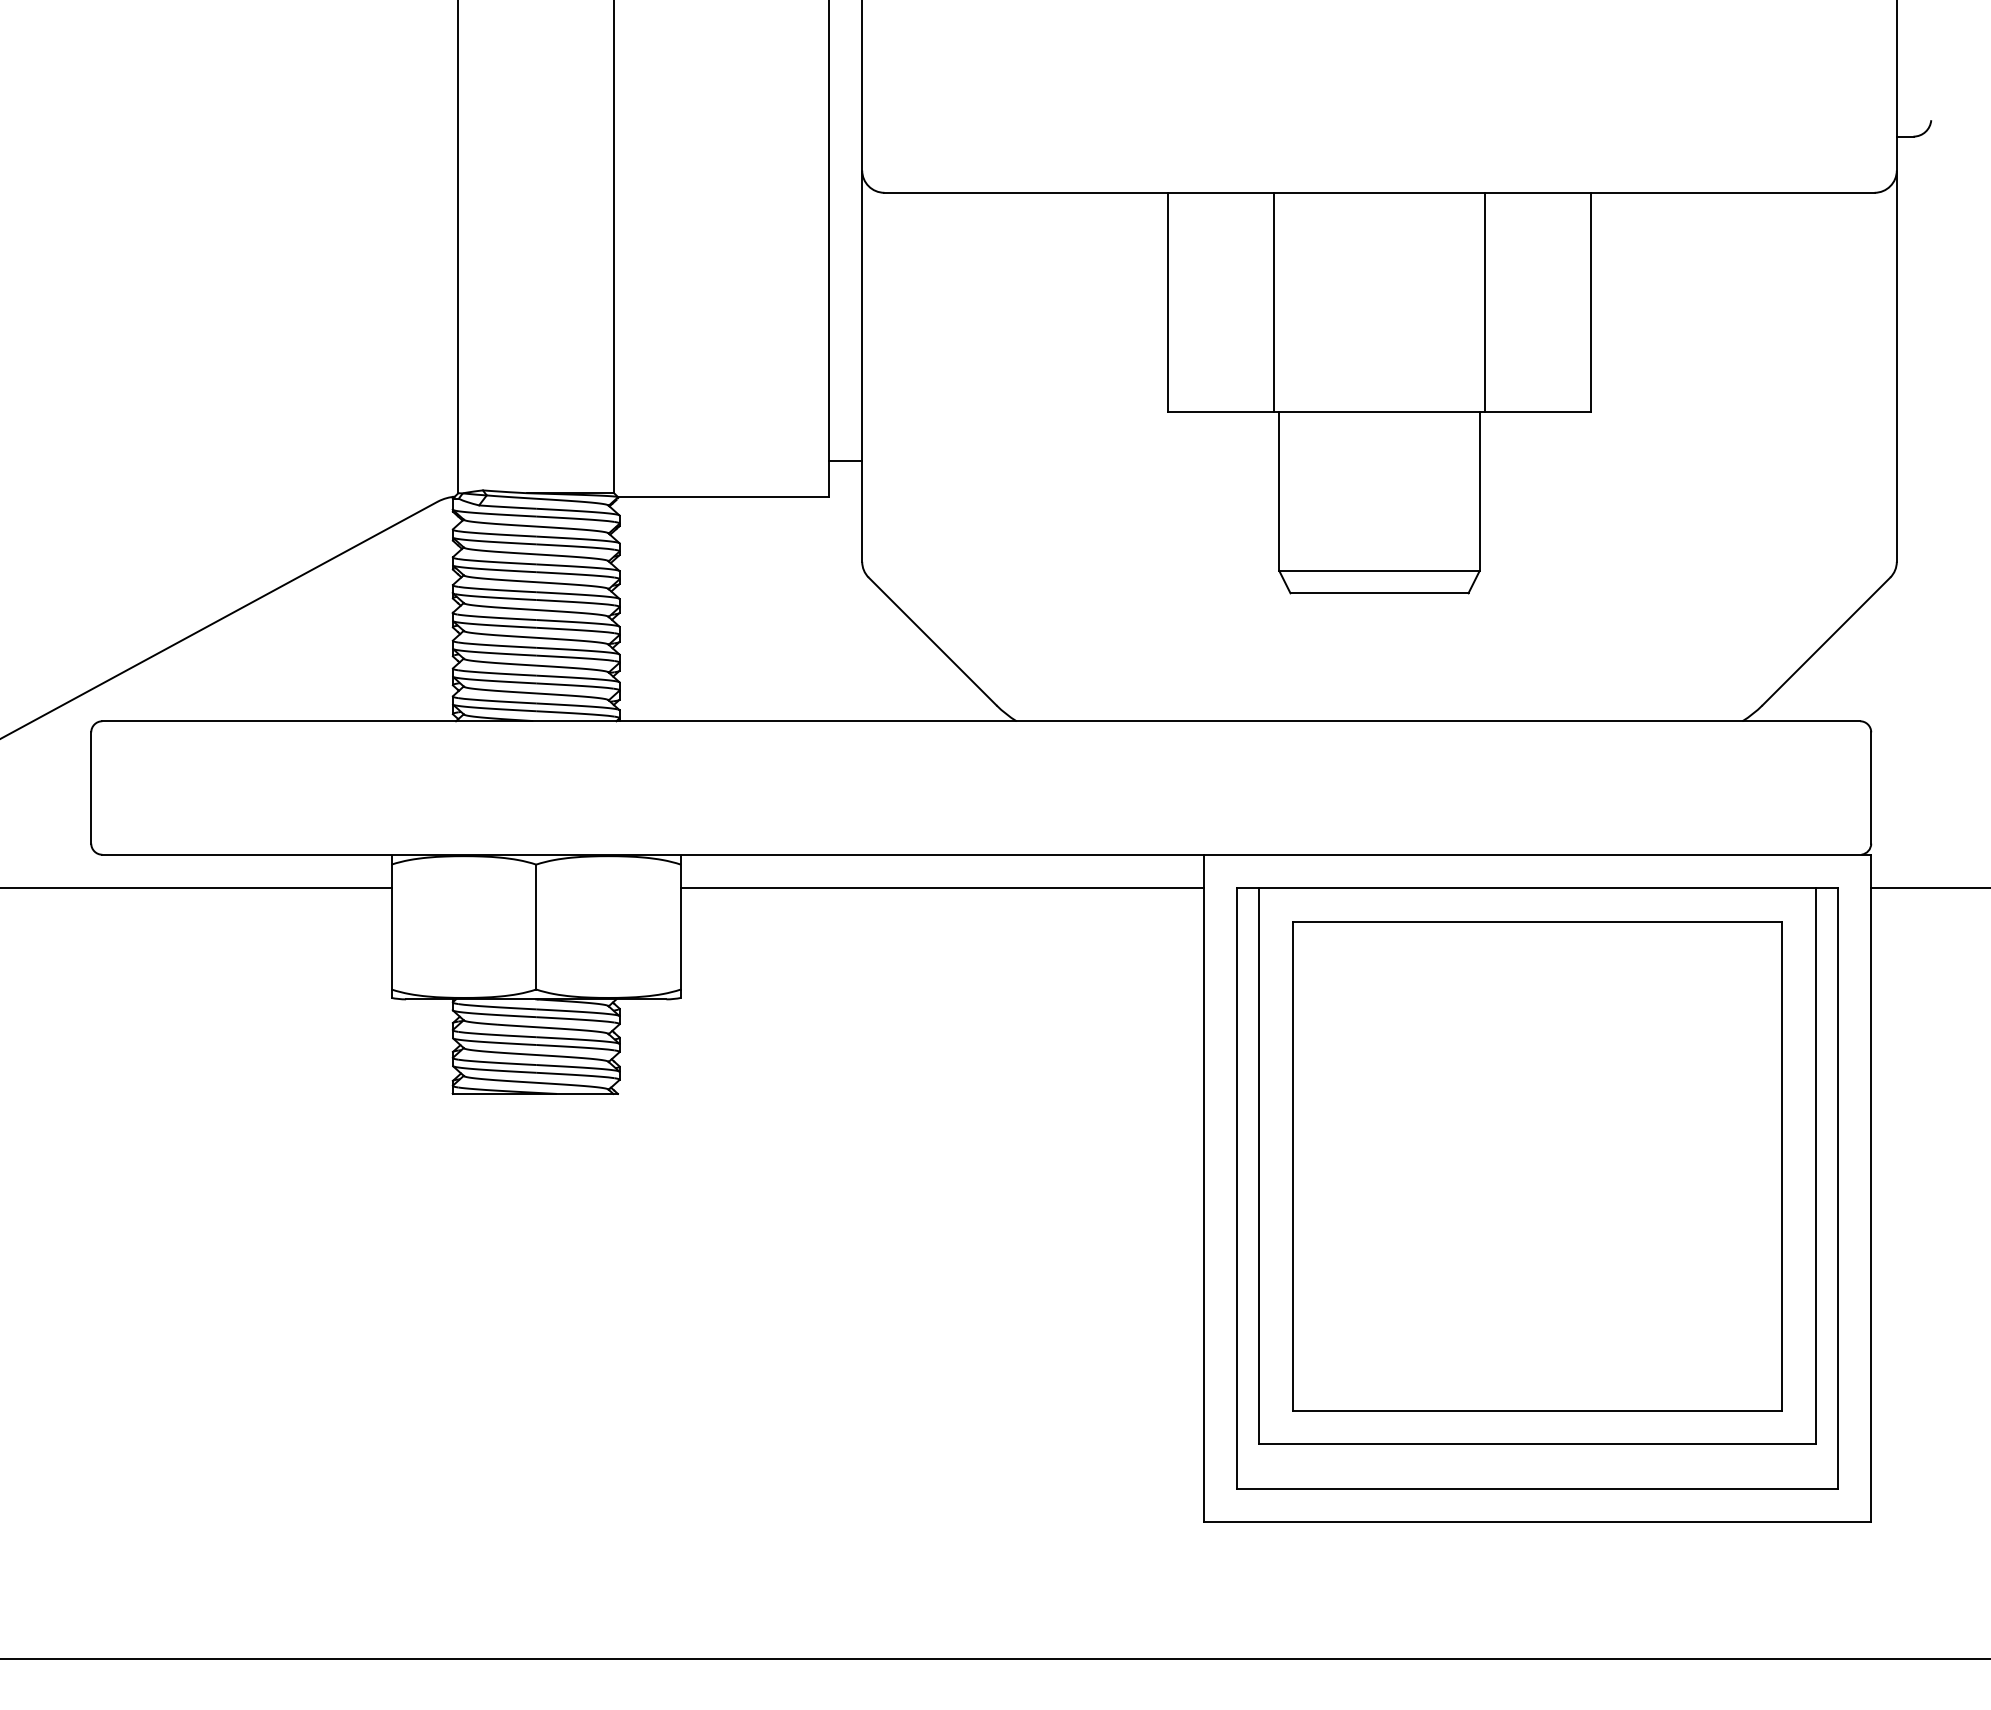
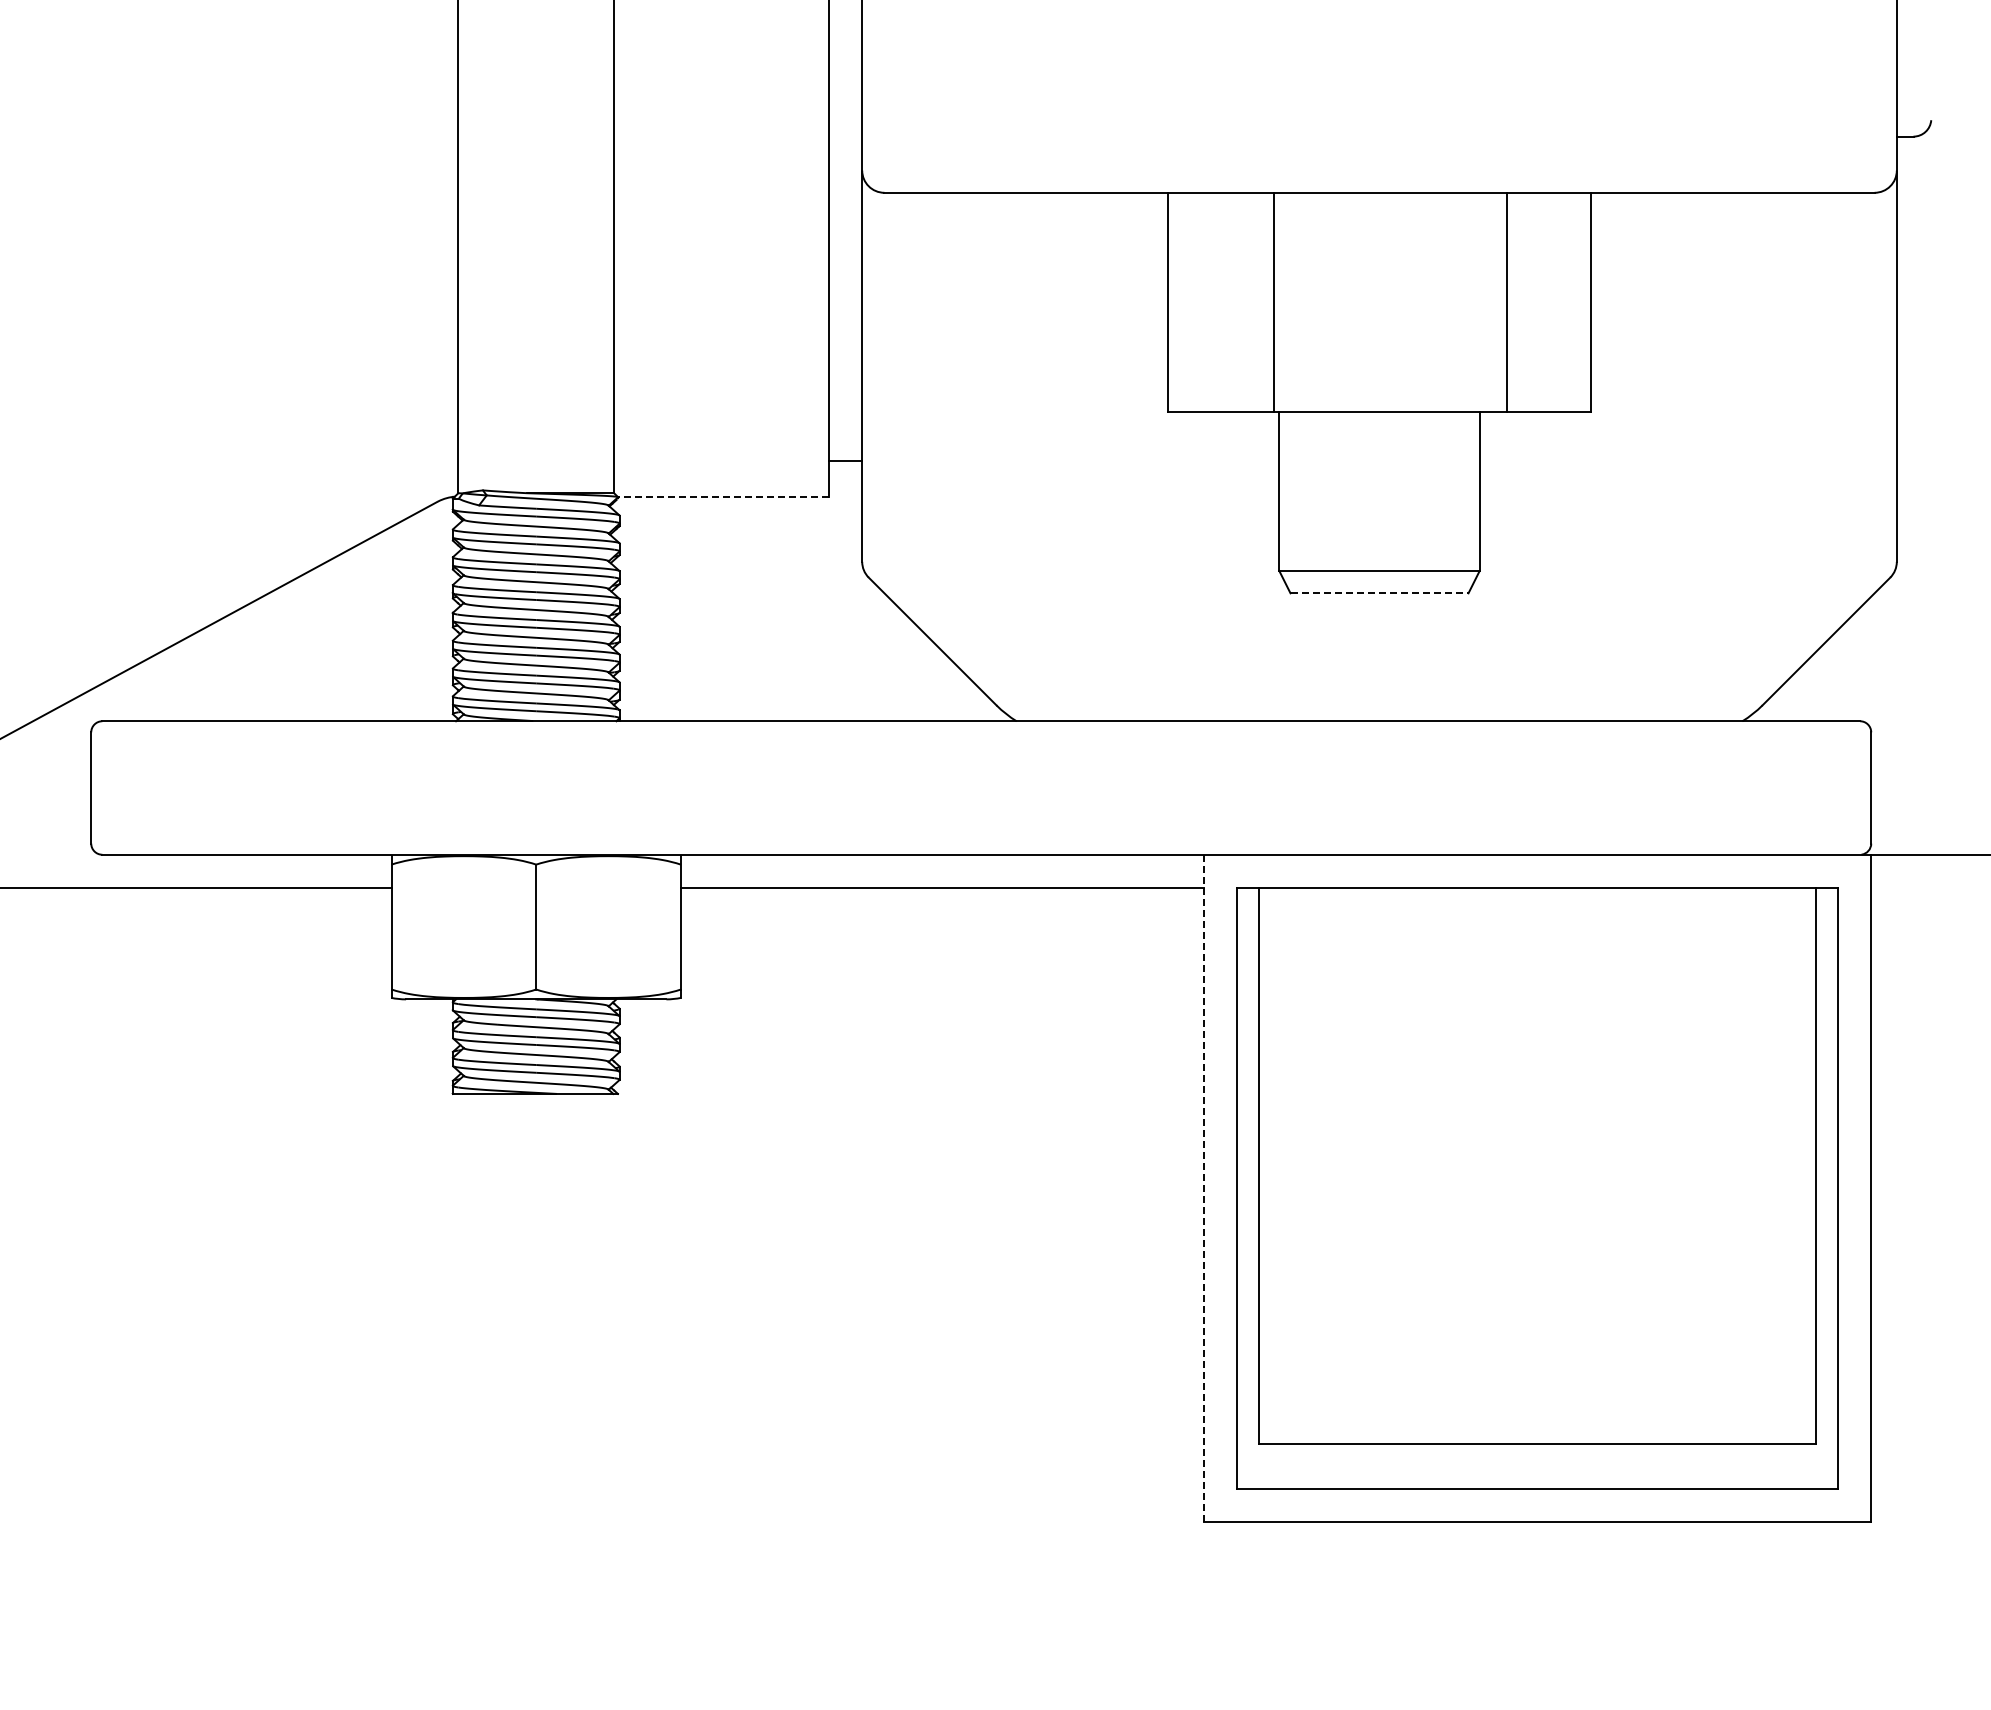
line position: (1484, 301) -> (1506, 301) (1506, 301)
line: solid -> dashed (723, 496)
line: solid -> dashed (1379, 593)
line position: (1929, 888) -> (1929, 855) (1929, 855)
part: present -> none (1537, 1166)
line: solid -> dashed (1203, 1188)
line: present -> none (994, 1658)
